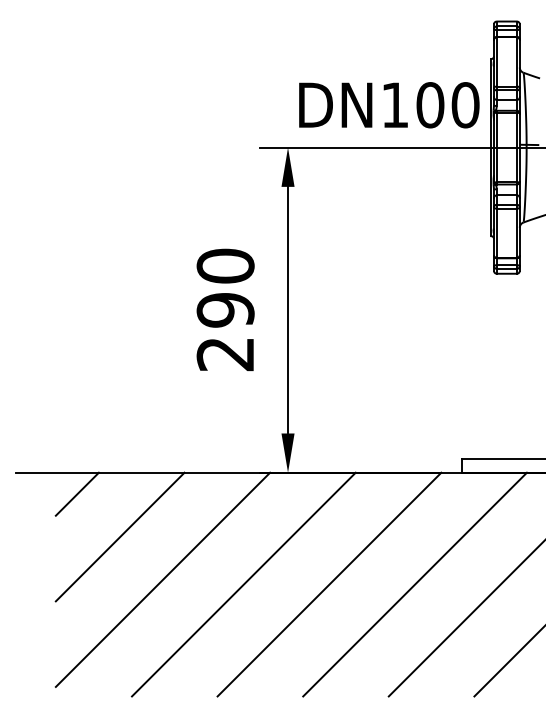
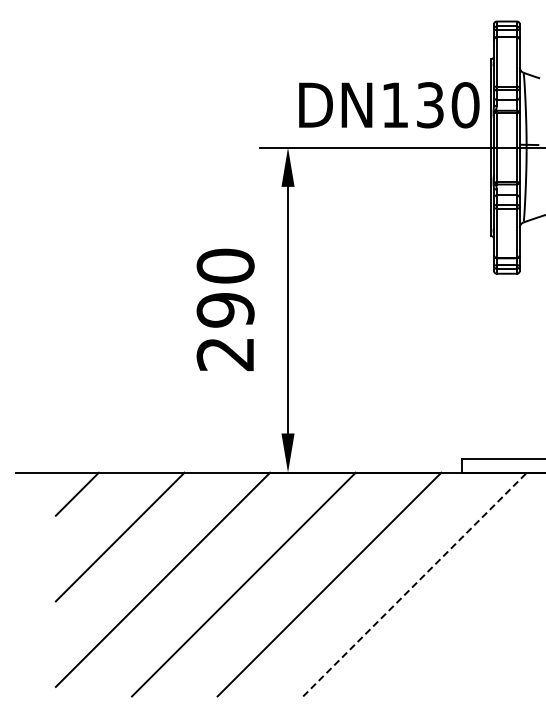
text: DN100 -> DN130 (430, 105)
line: solid -> dashed (415, 584)
line: present -> none (465, 619)
line: present -> none (508, 662)
